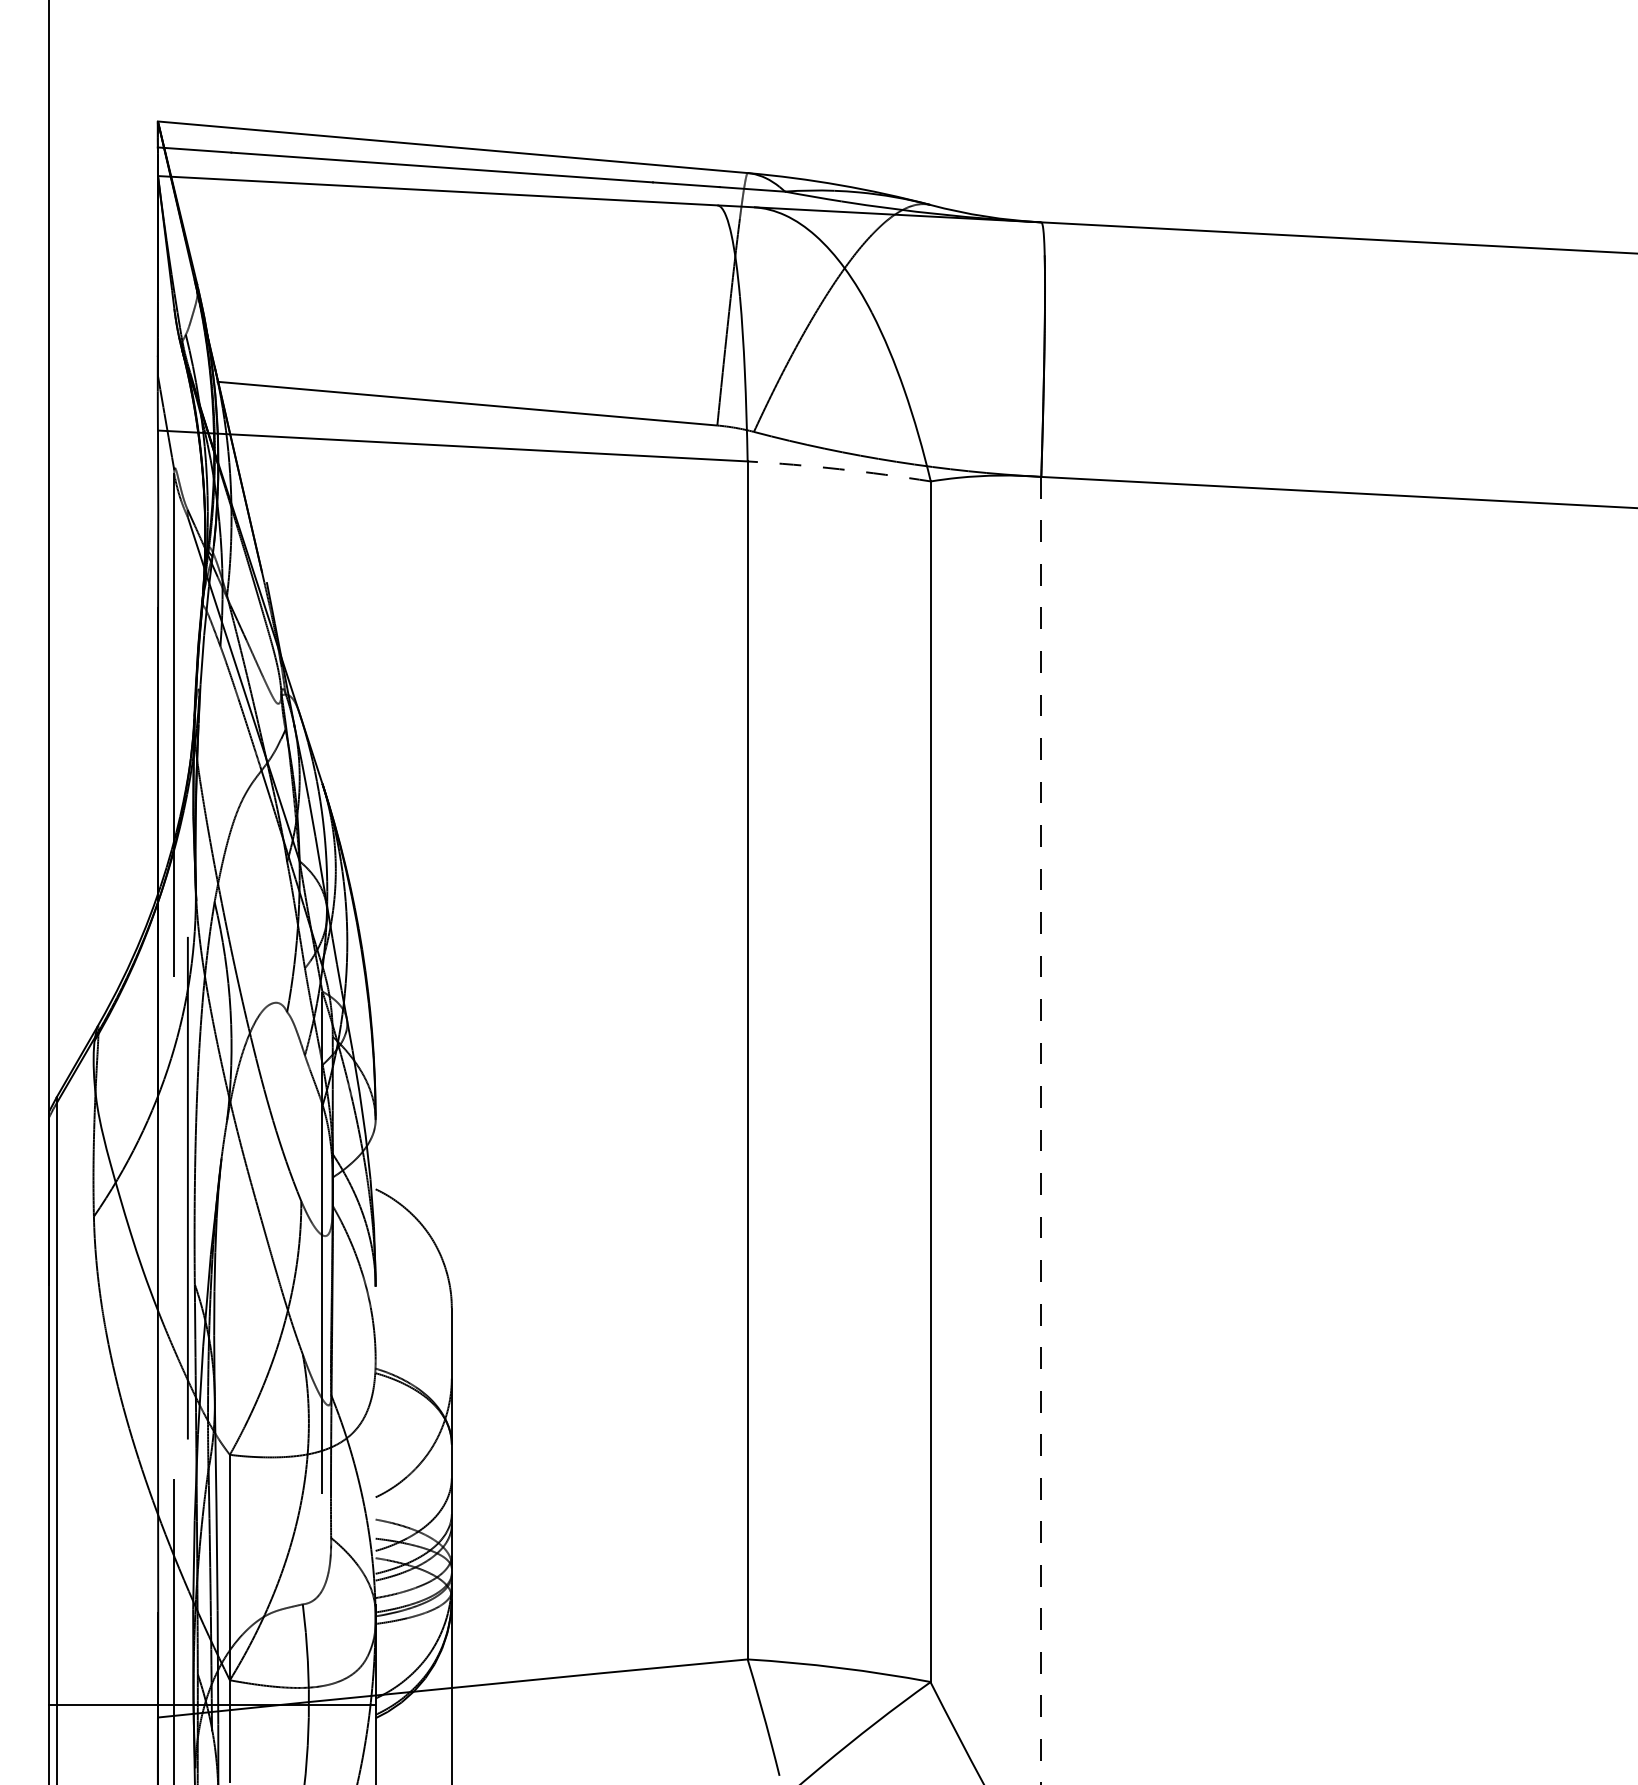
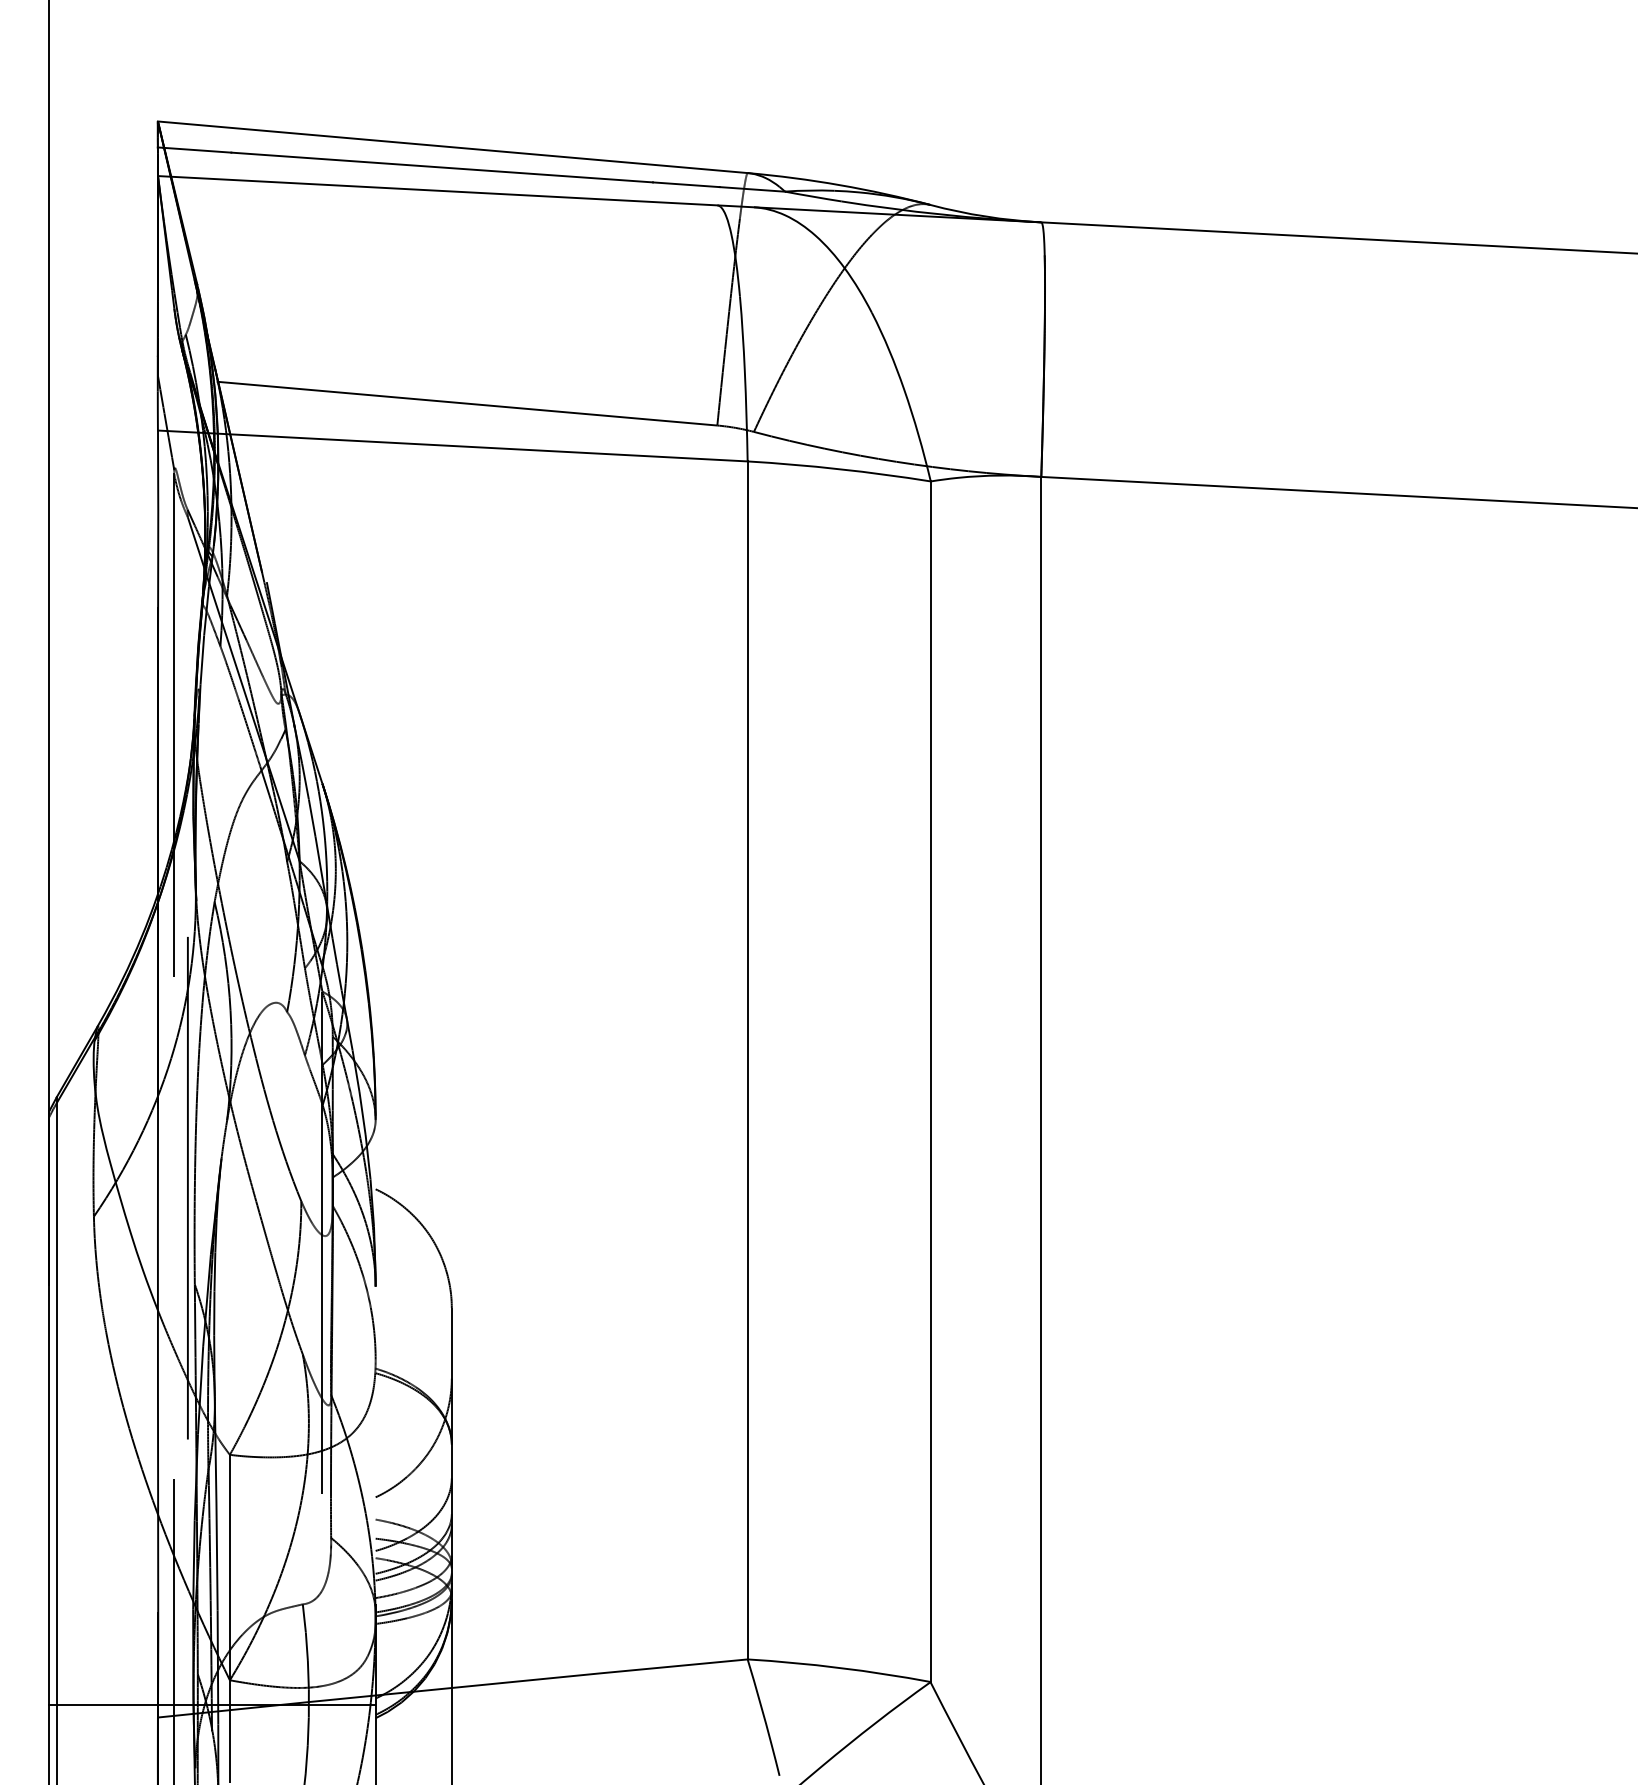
arc: dashed -> solid (839, 469)
line: dashed -> solid (1041, 1130)
